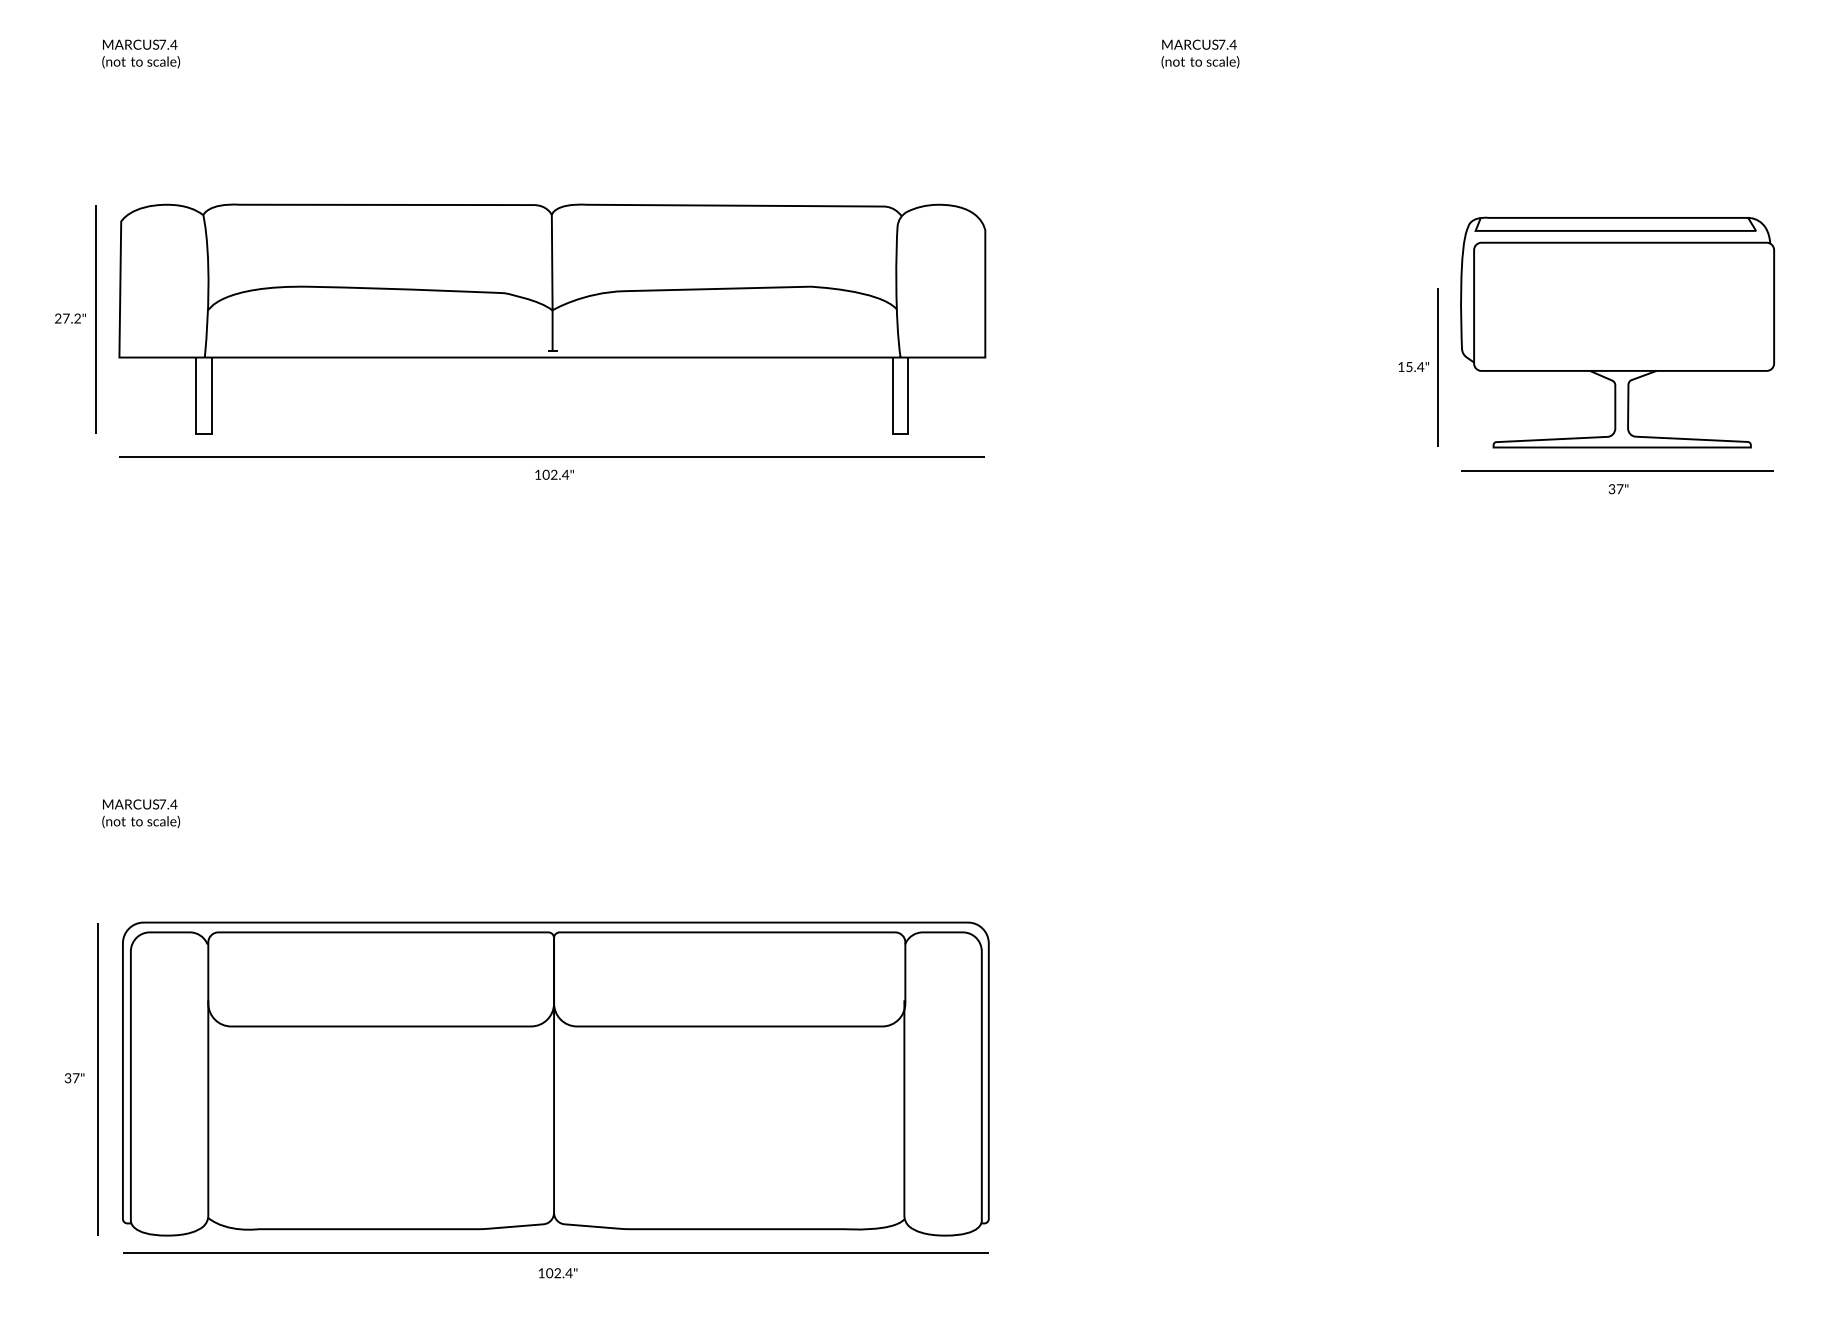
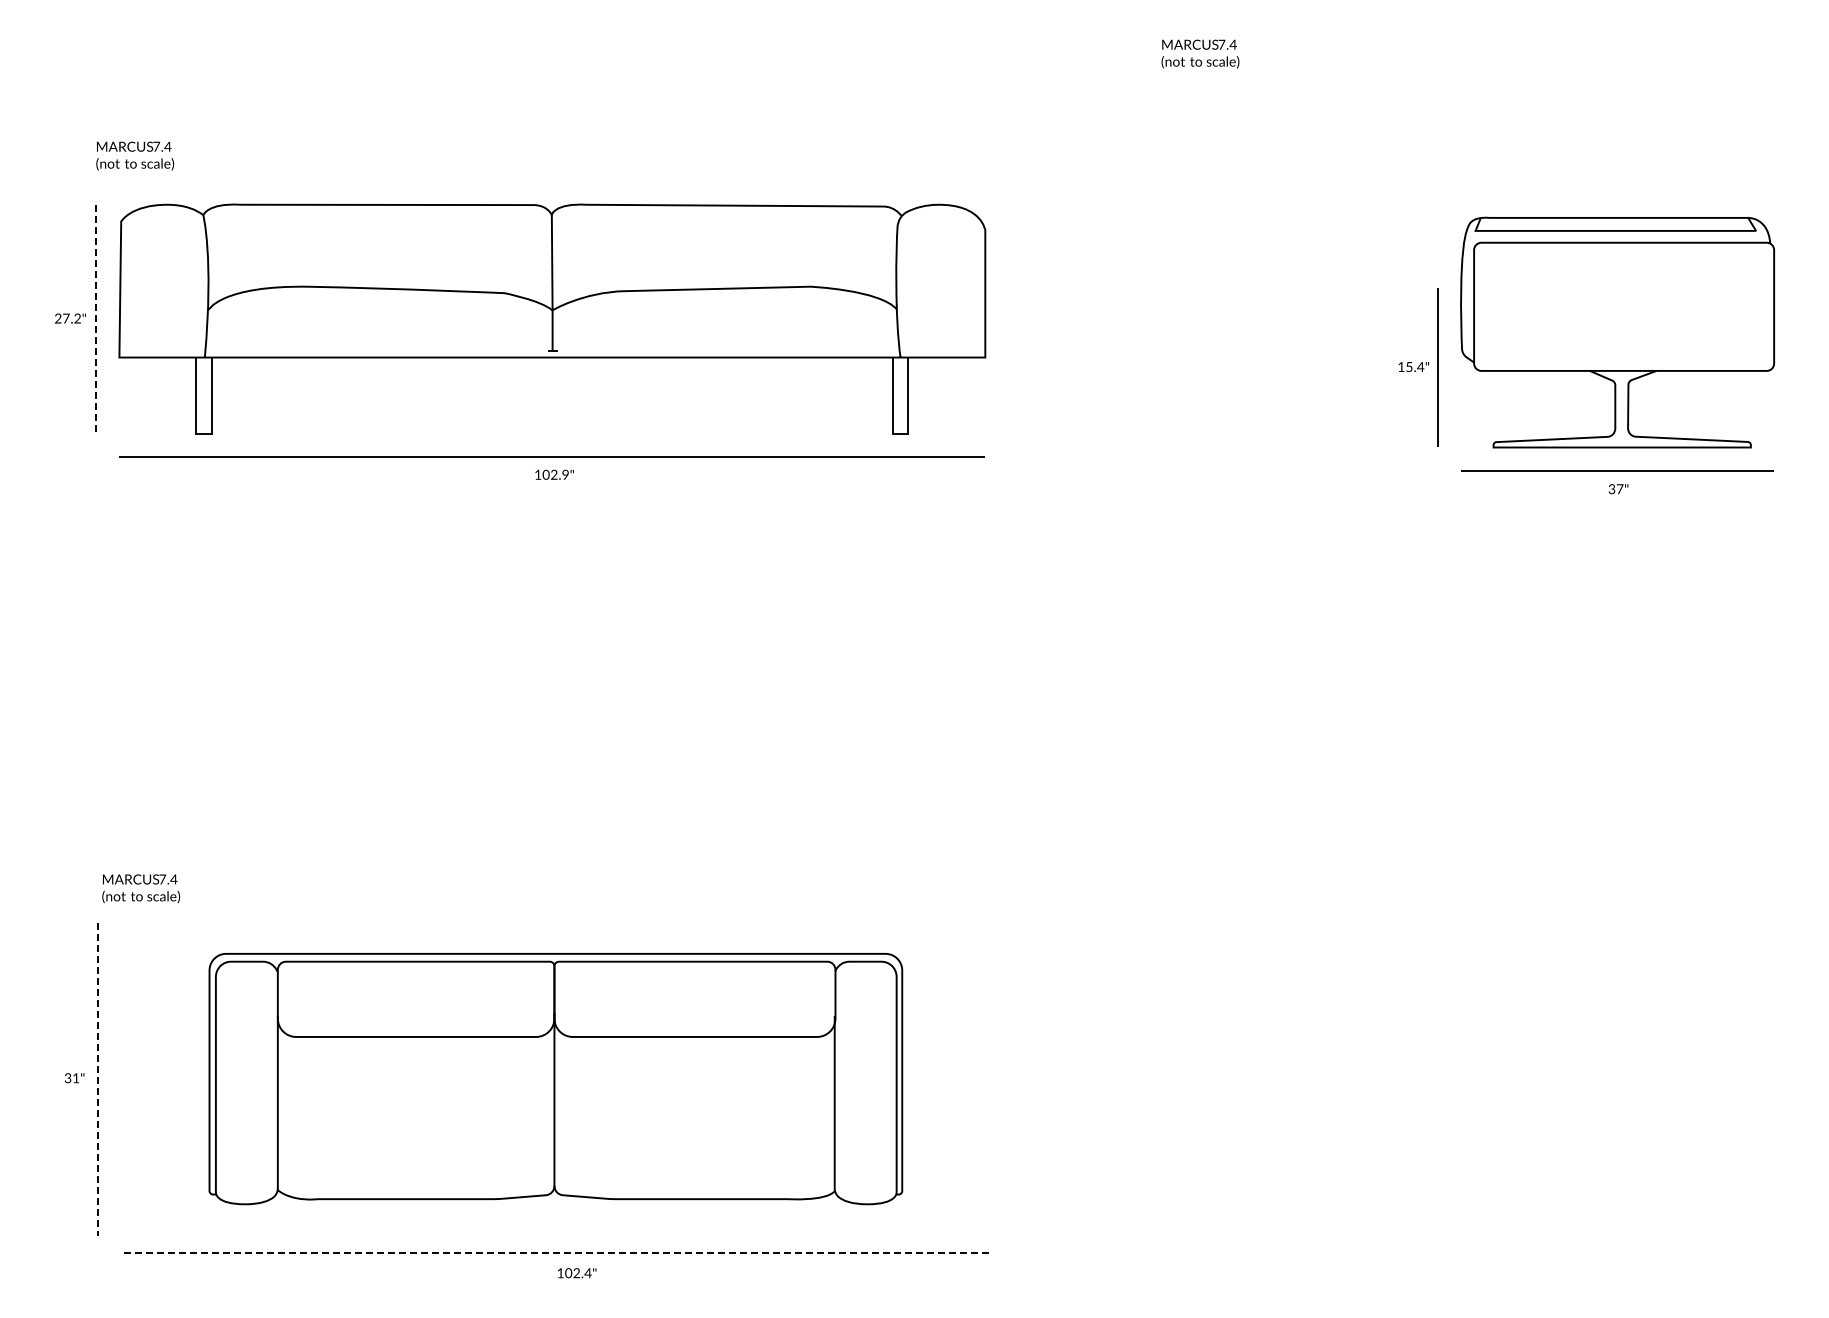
text position: (141, 53) -> (135, 155) (135, 155)
line: solid -> dashed (95, 319)
text: 102.4" -> 102.9" (565, 474)
text position: (141, 813) -> (141, 888) (141, 888)
text: 37" -> 31" (76, 1078)
part size: 868x316 px -> 696x253 px (555, 1079)
line: solid -> dashed (97, 1079)
line: solid -> dashed (555, 1253)
text position: (558, 1273) -> (577, 1273) (577, 1273)
